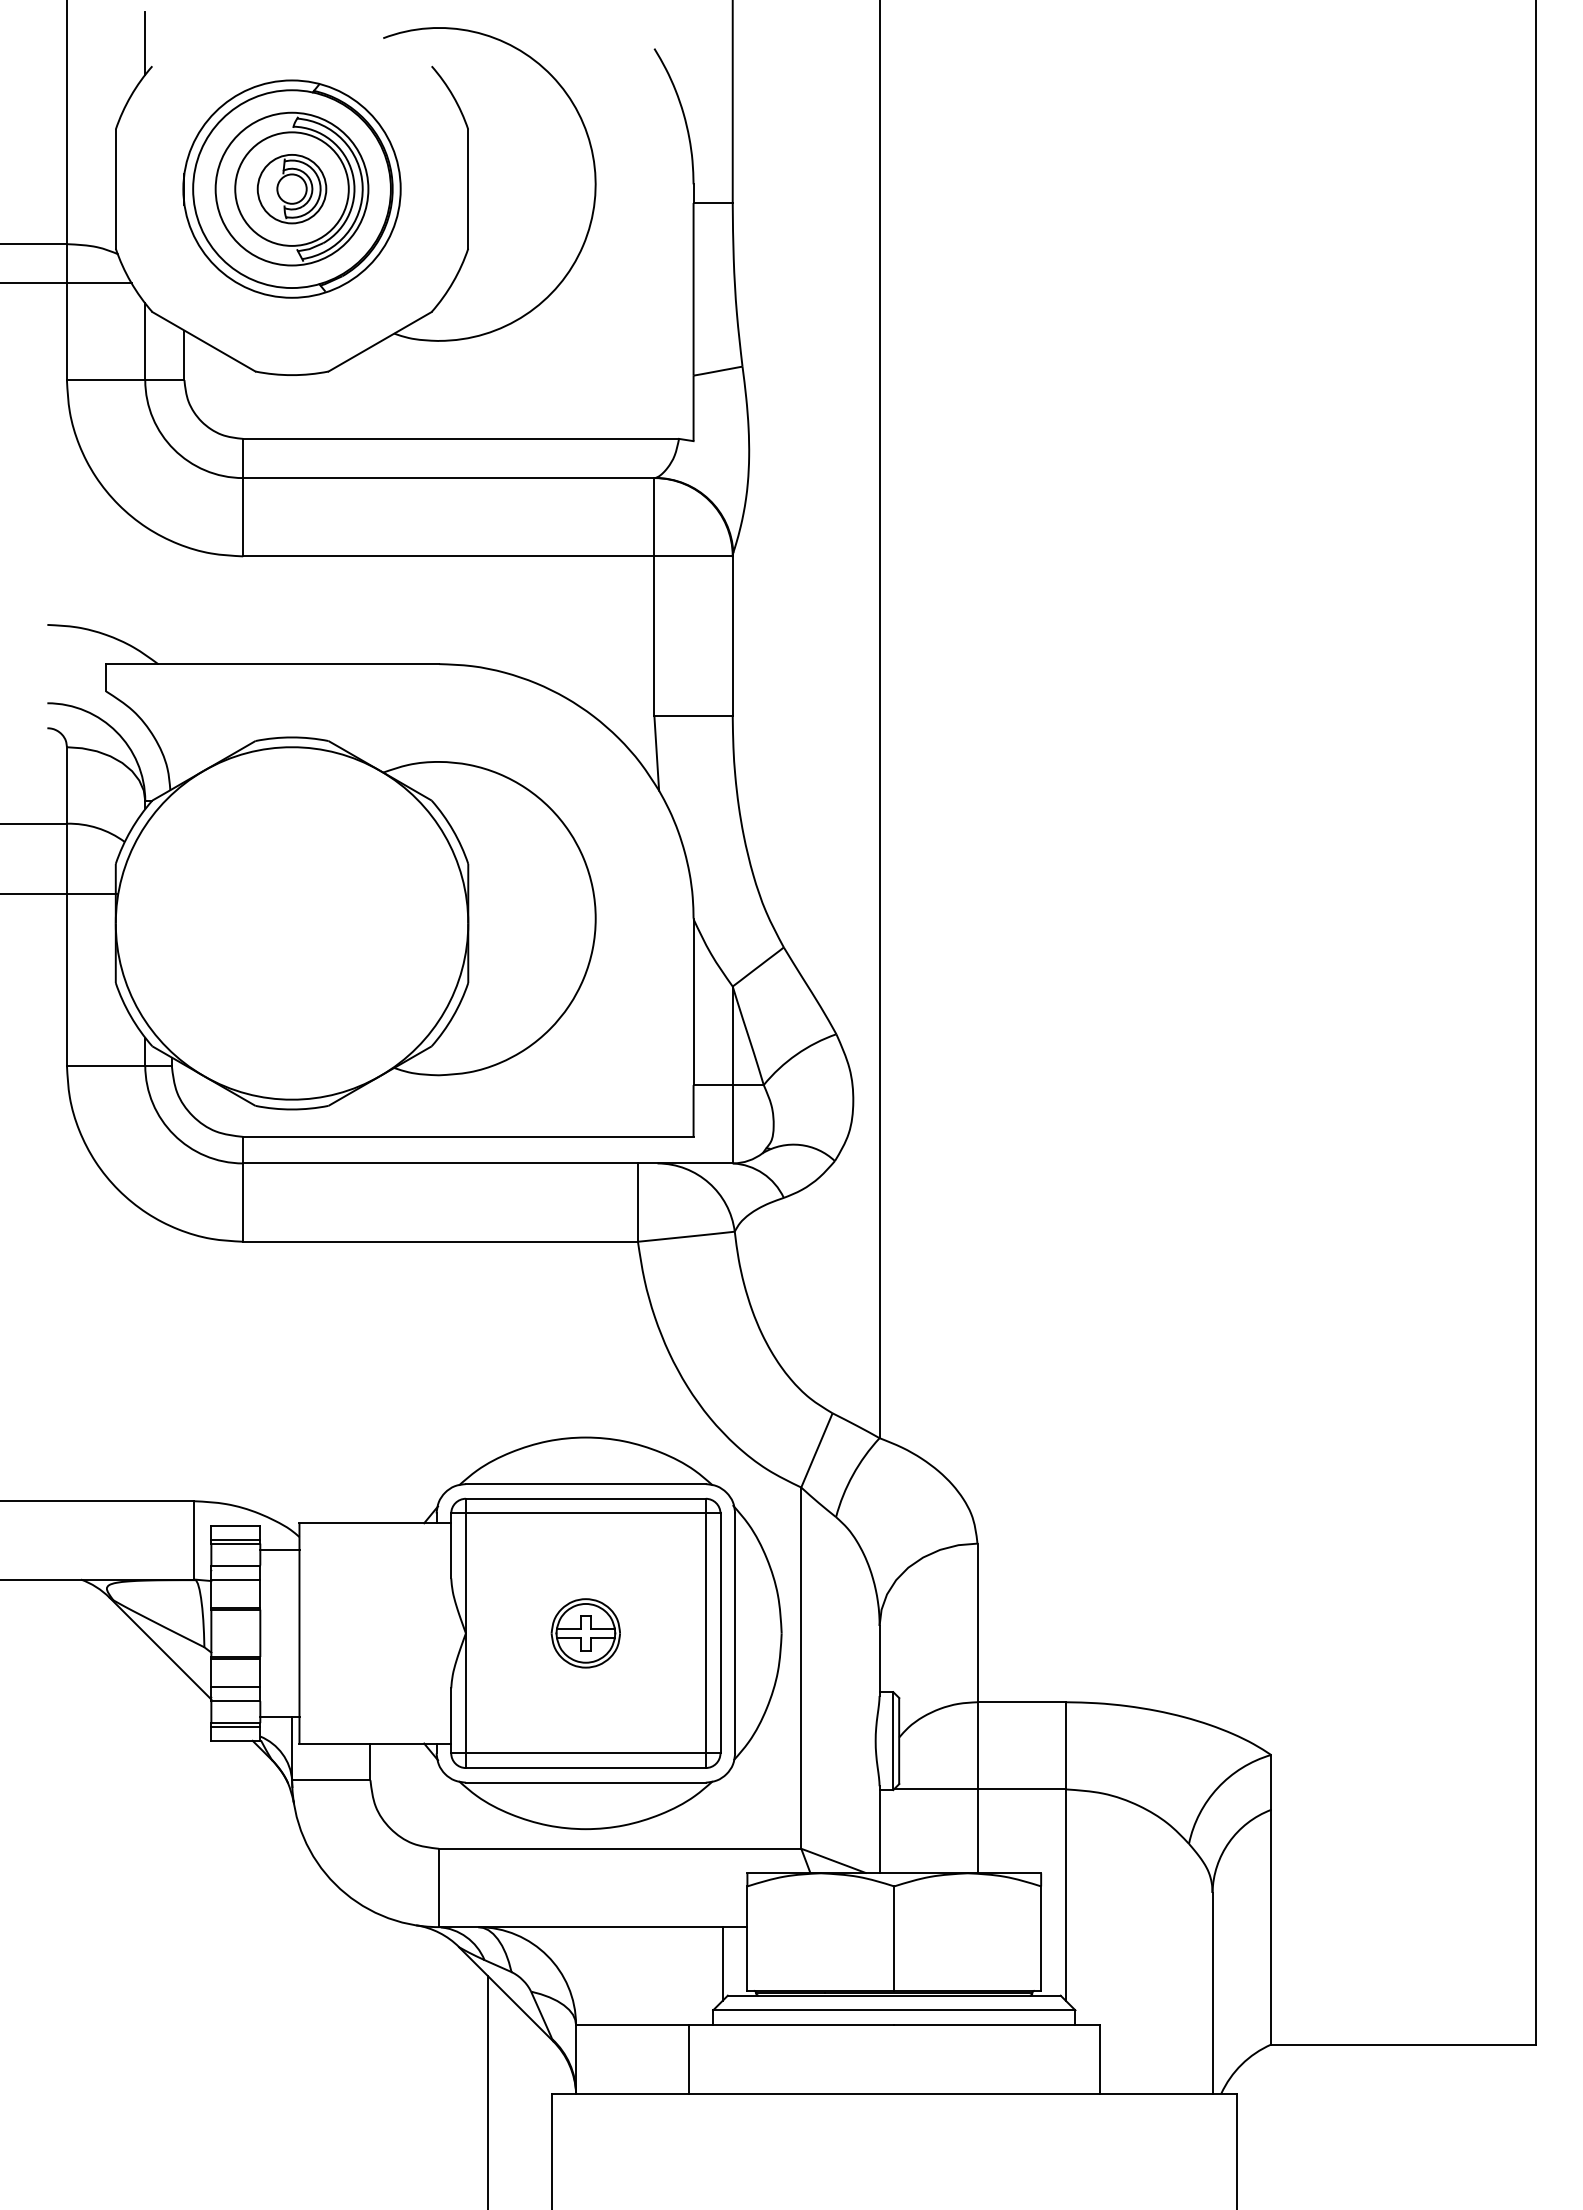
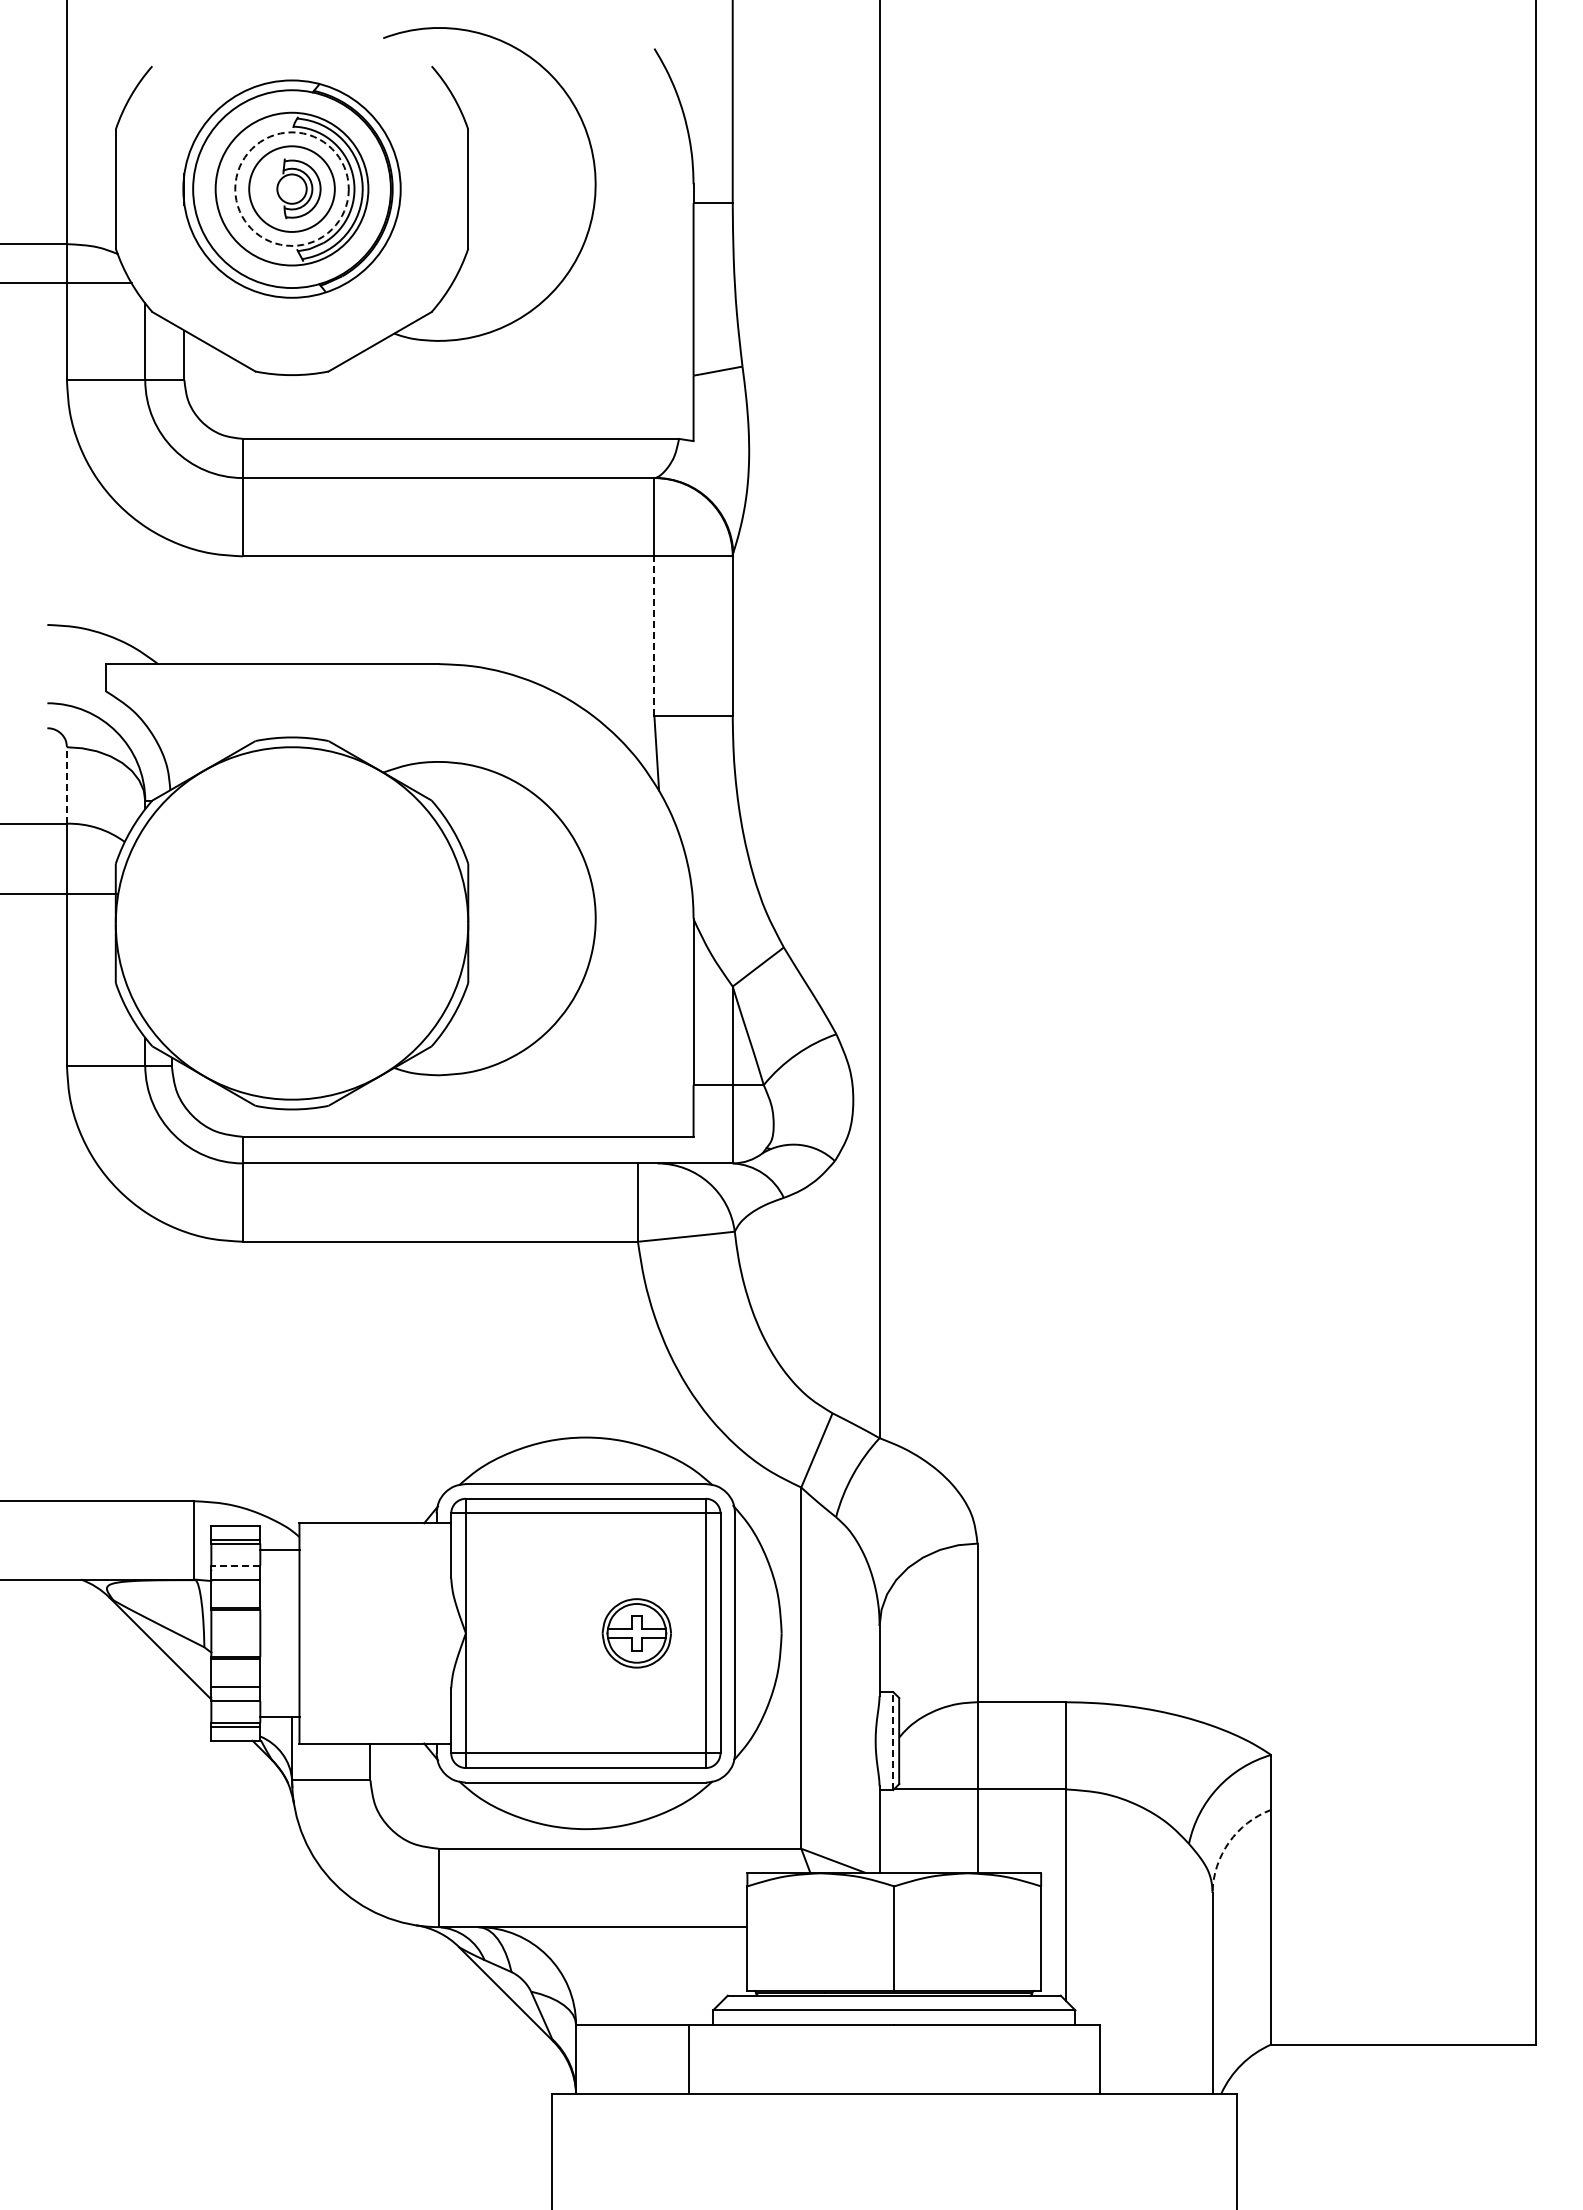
line: present -> none (145, 42)
circle diameter: 69 px -> 86 px (291, 188)
circle: solid -> dashed (291, 188)
line: solid -> dashed (654, 636)
line: solid -> dashed (66, 785)
line: solid -> dashed (235, 1565)
part position: (585, 1633) -> (636, 1633) (636, 1633)
line: solid -> dashed (893, 1741)
arc: solid -> dashed (1229, 1842)
line: present -> none (722, 1963)
line: present -> none (488, 2091)
